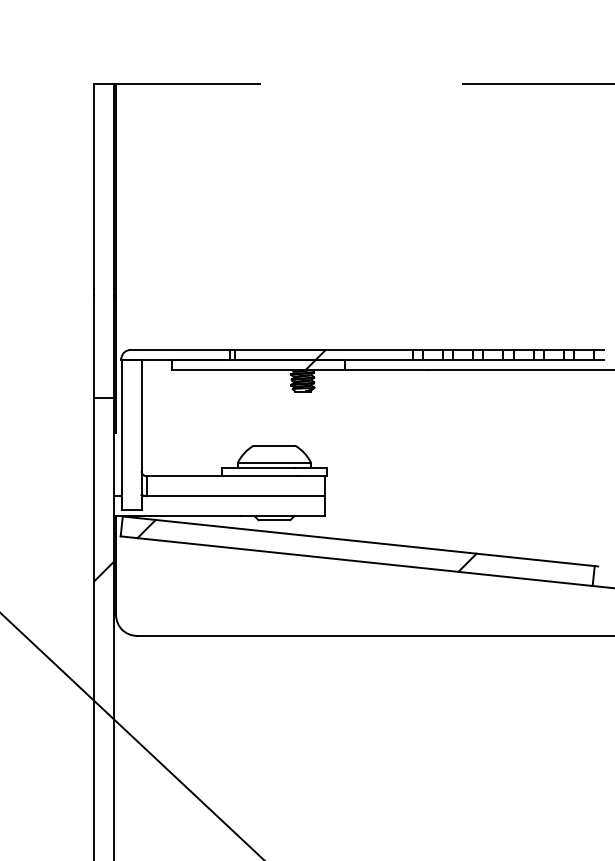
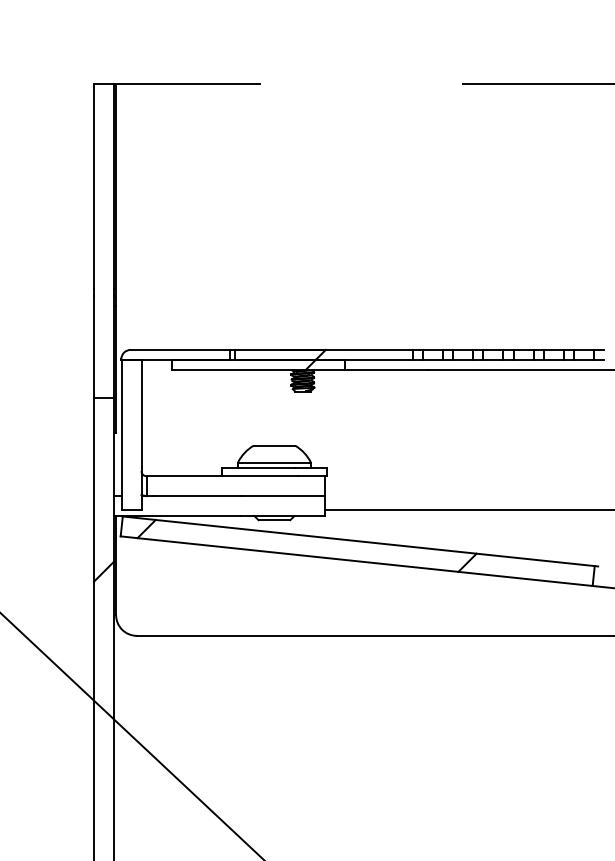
line: none -> present (467, 510)
